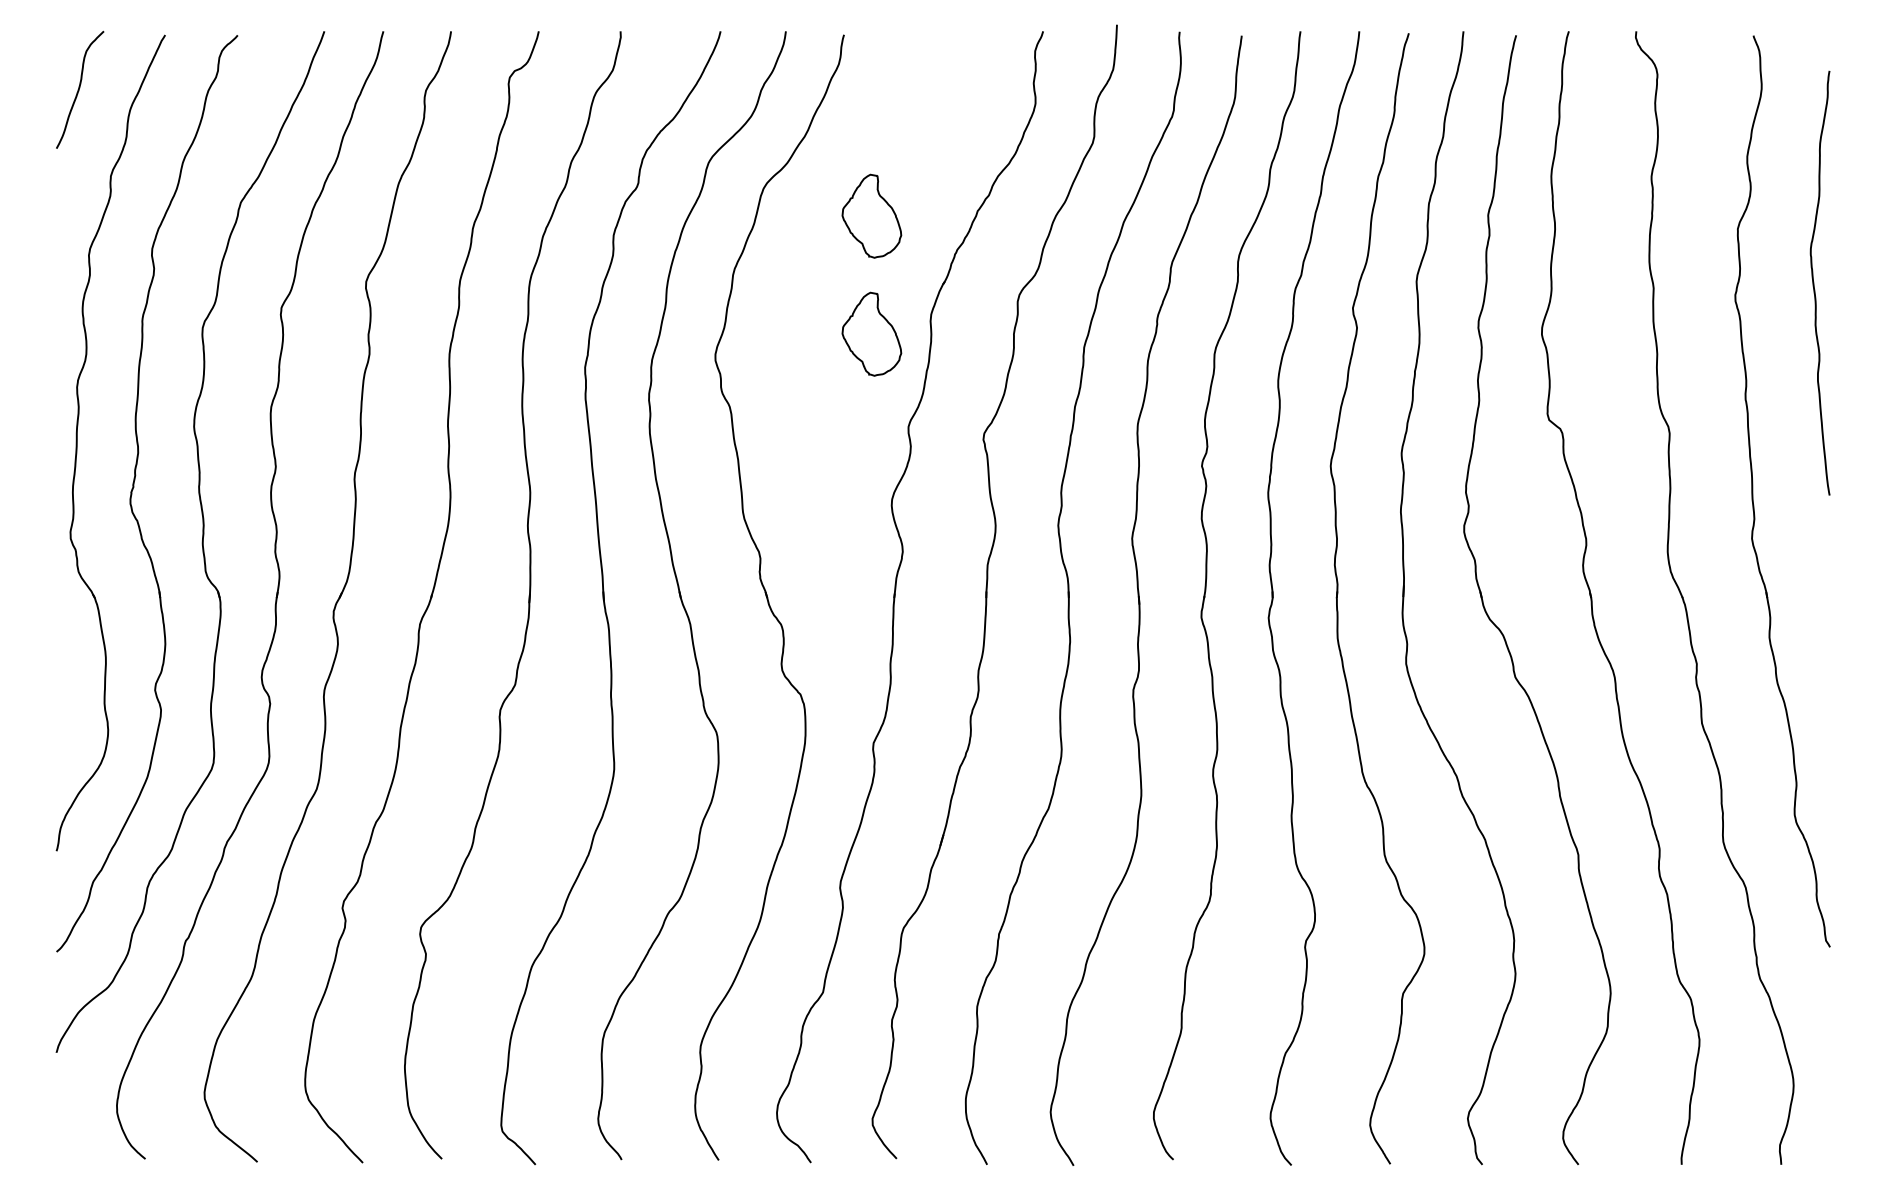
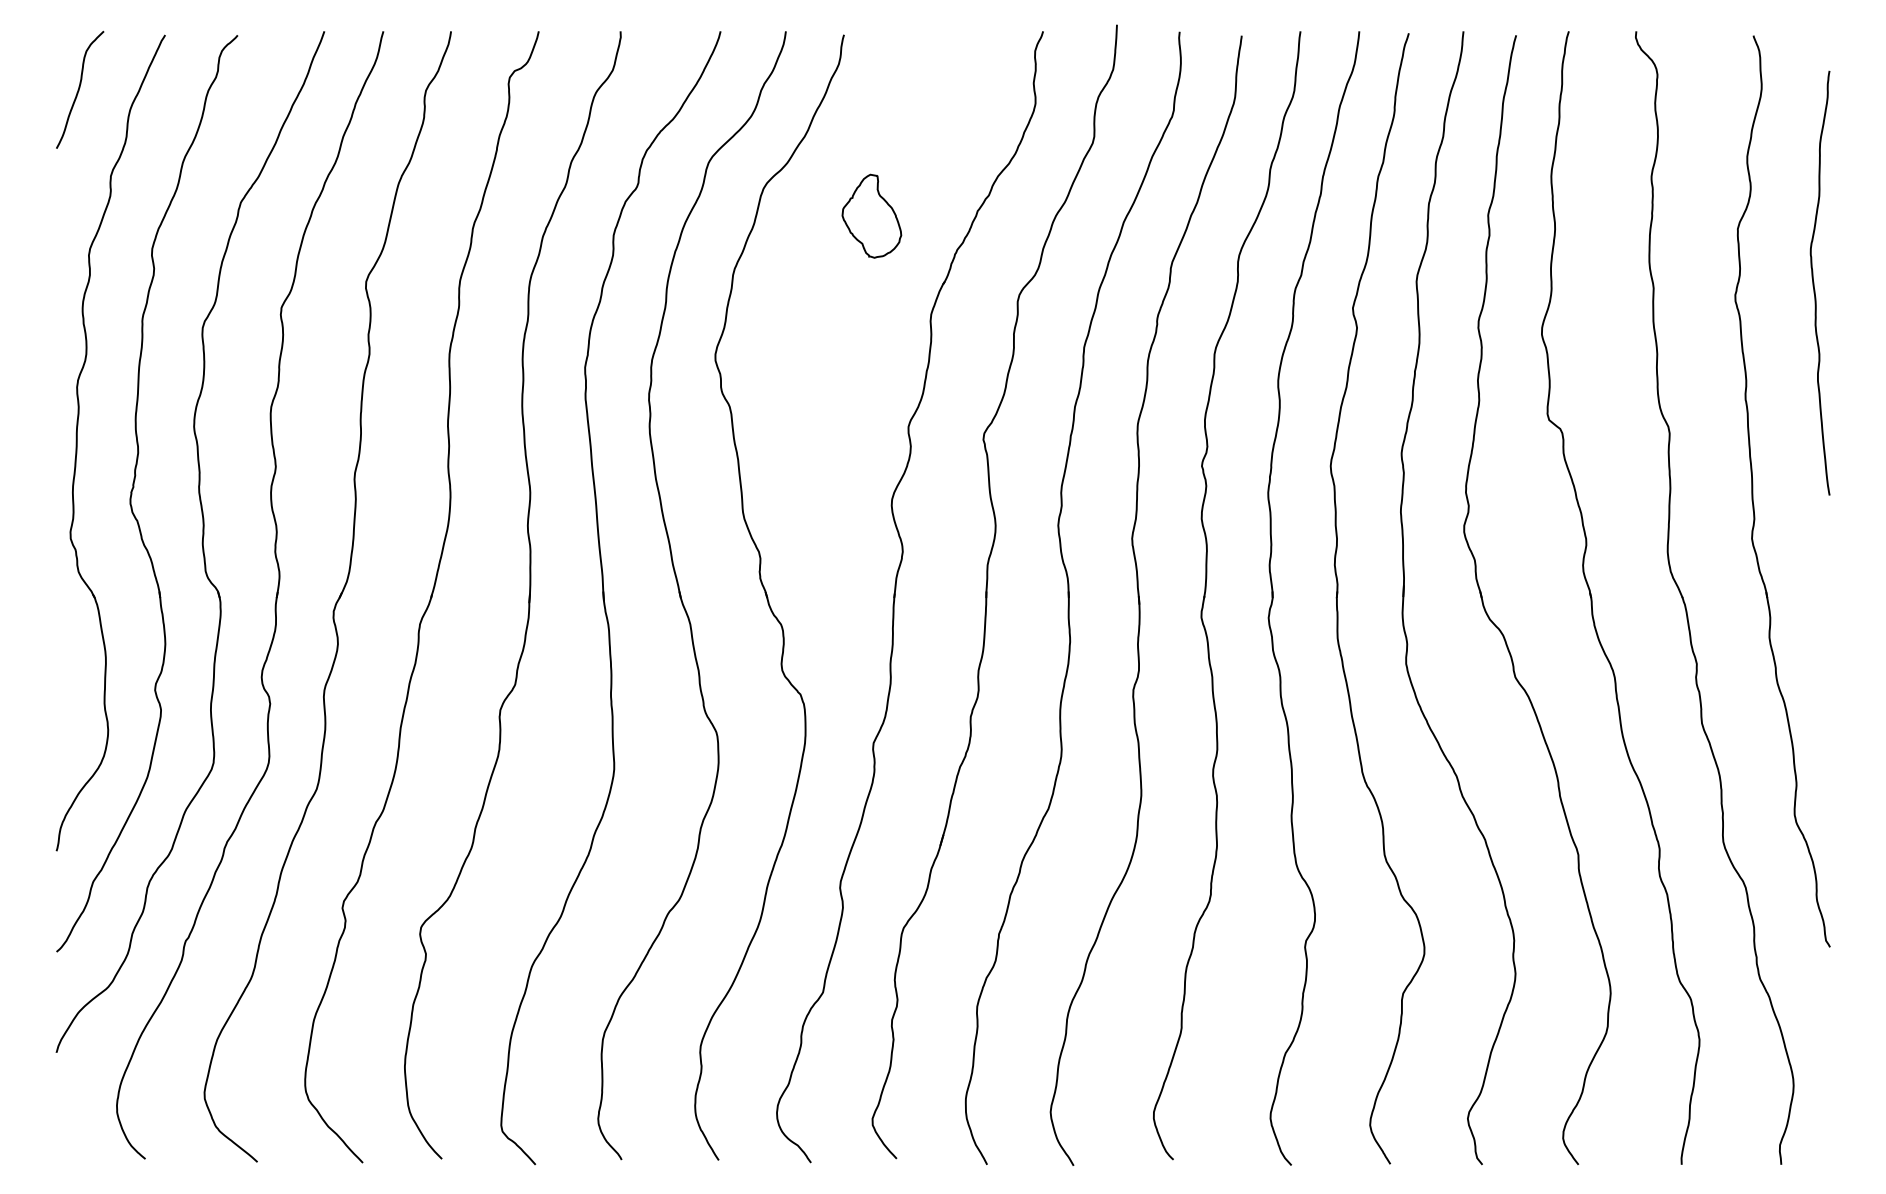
part: present -> none (871, 333)
